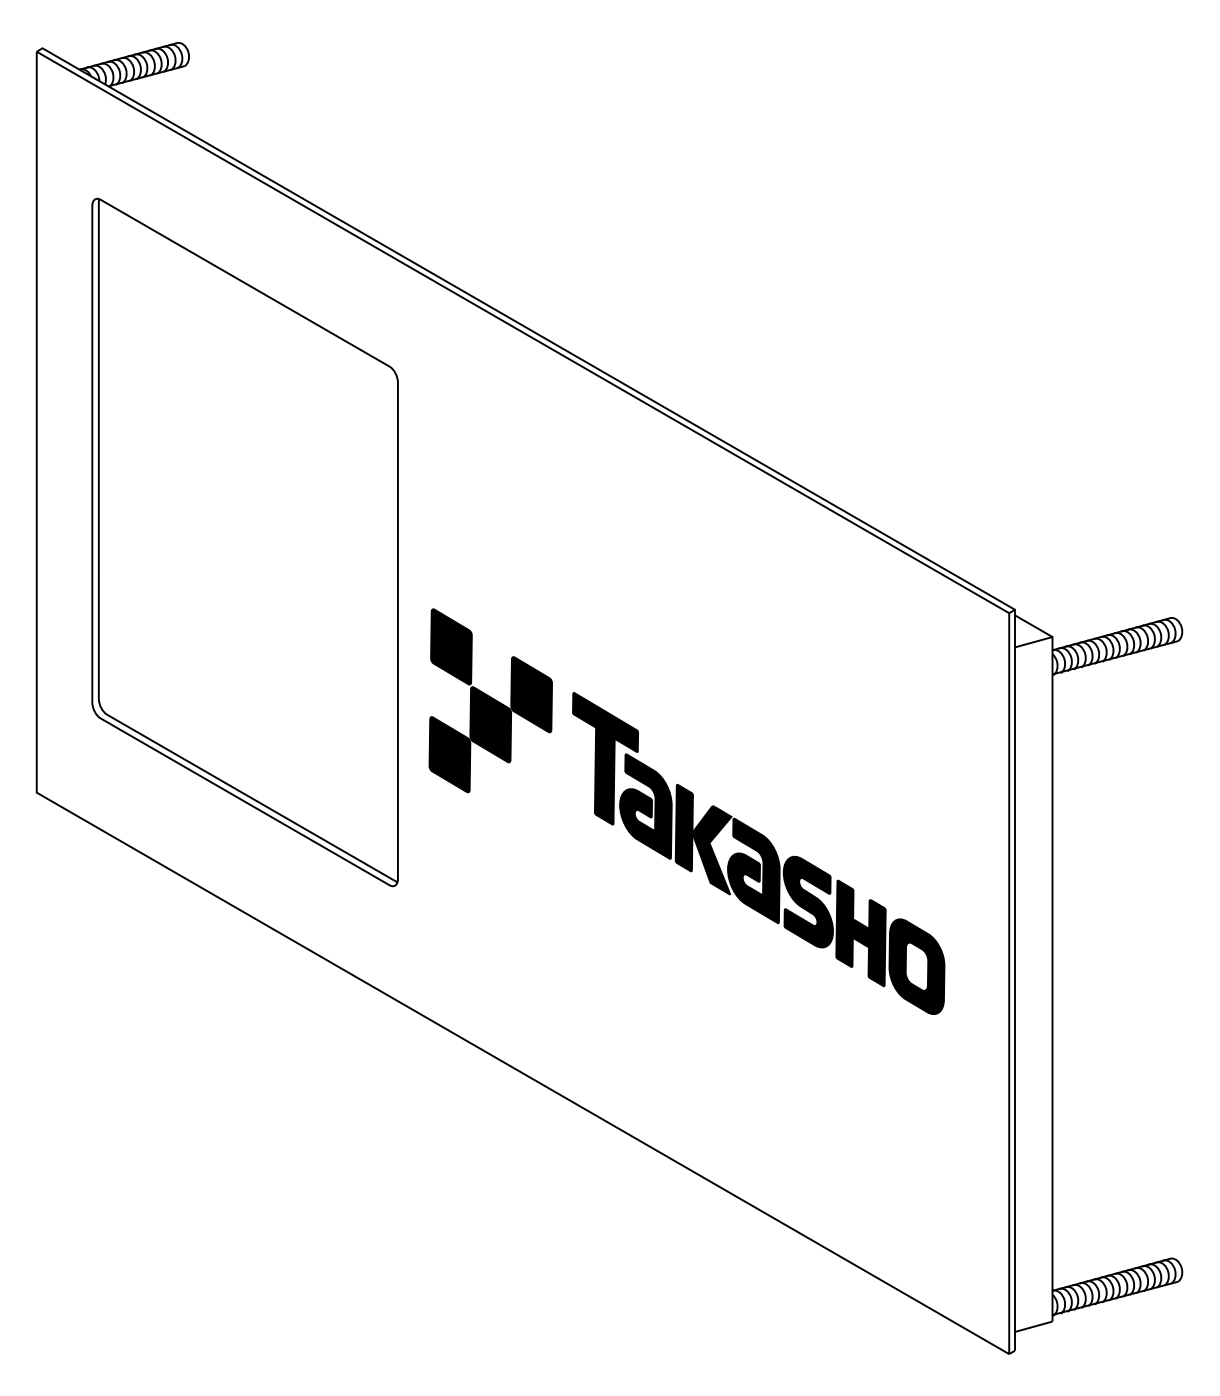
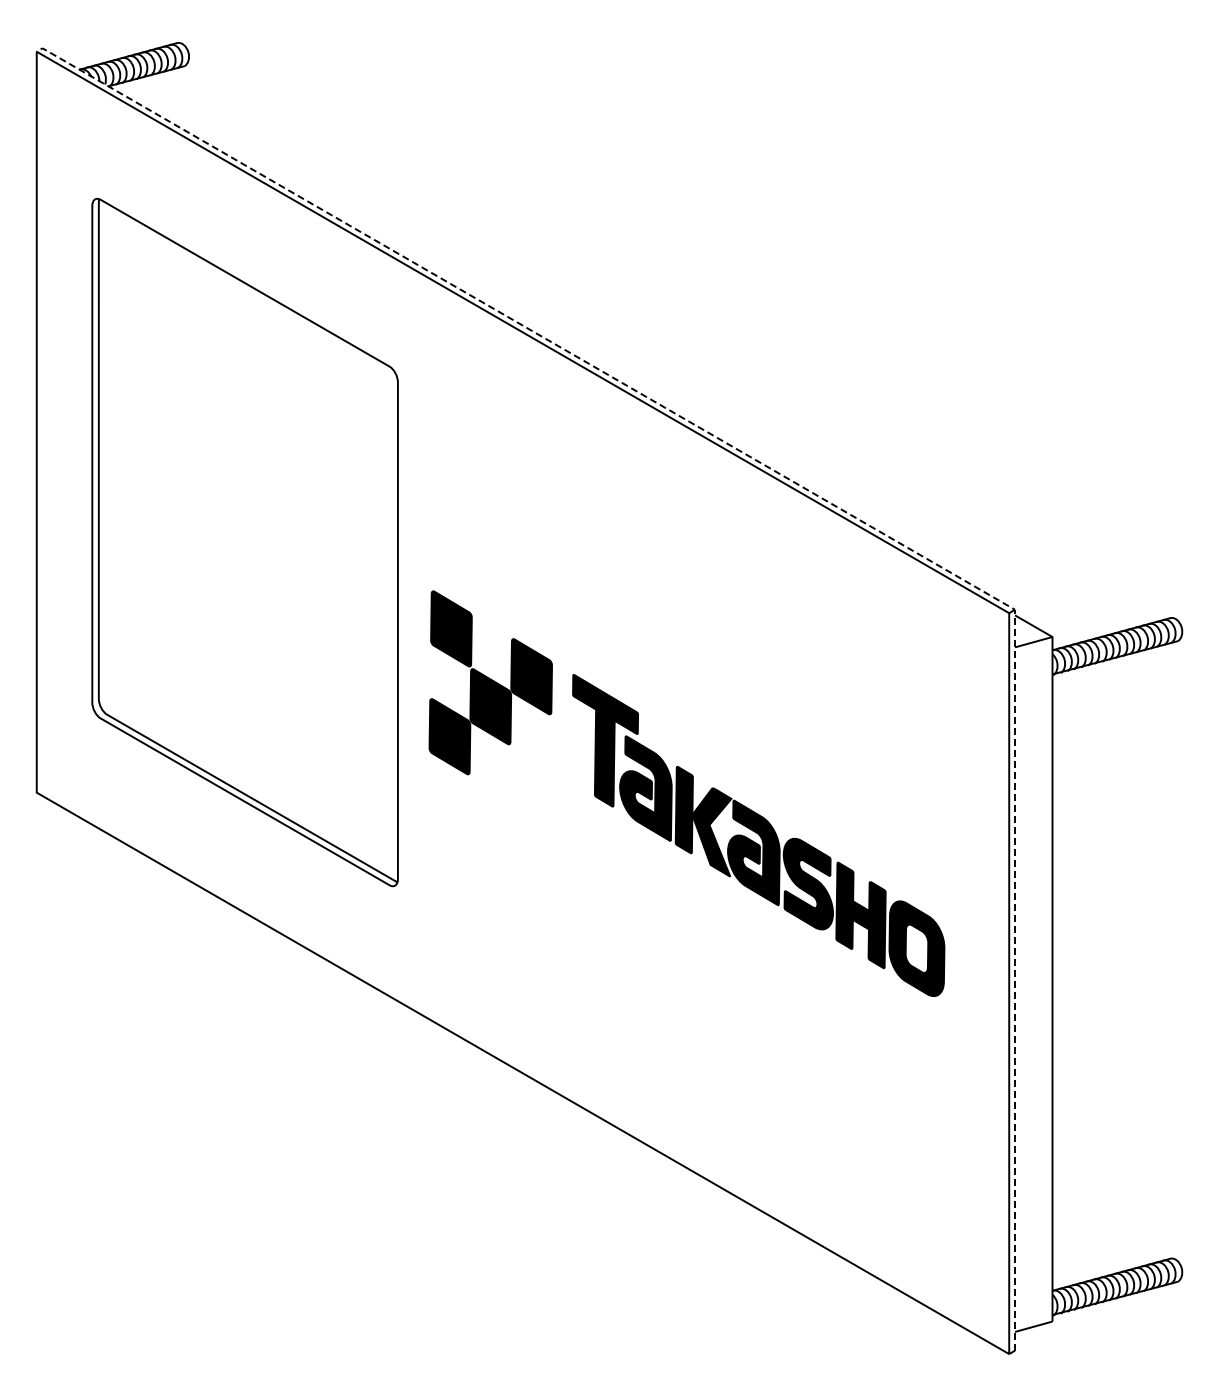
line: solid -> dashed (846, 512)
part position: (686, 811) -> (686, 793) (686, 793)
